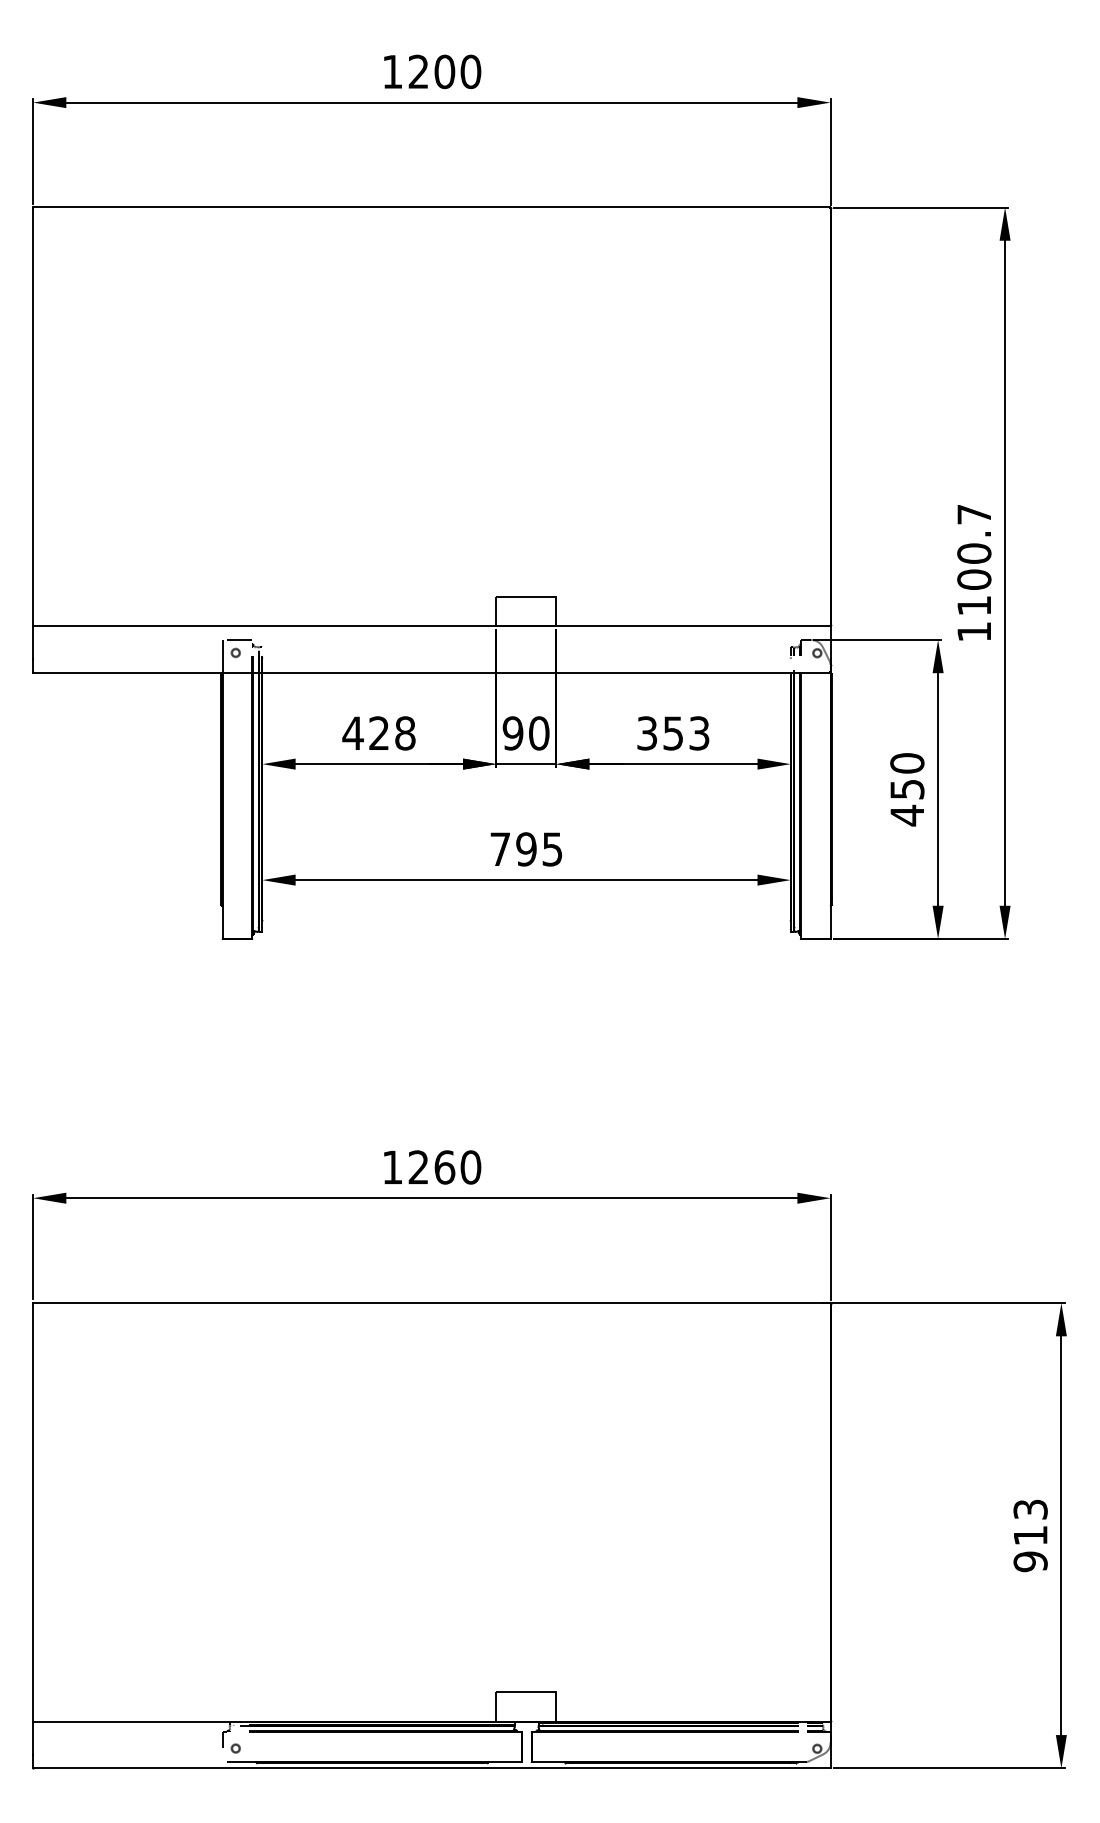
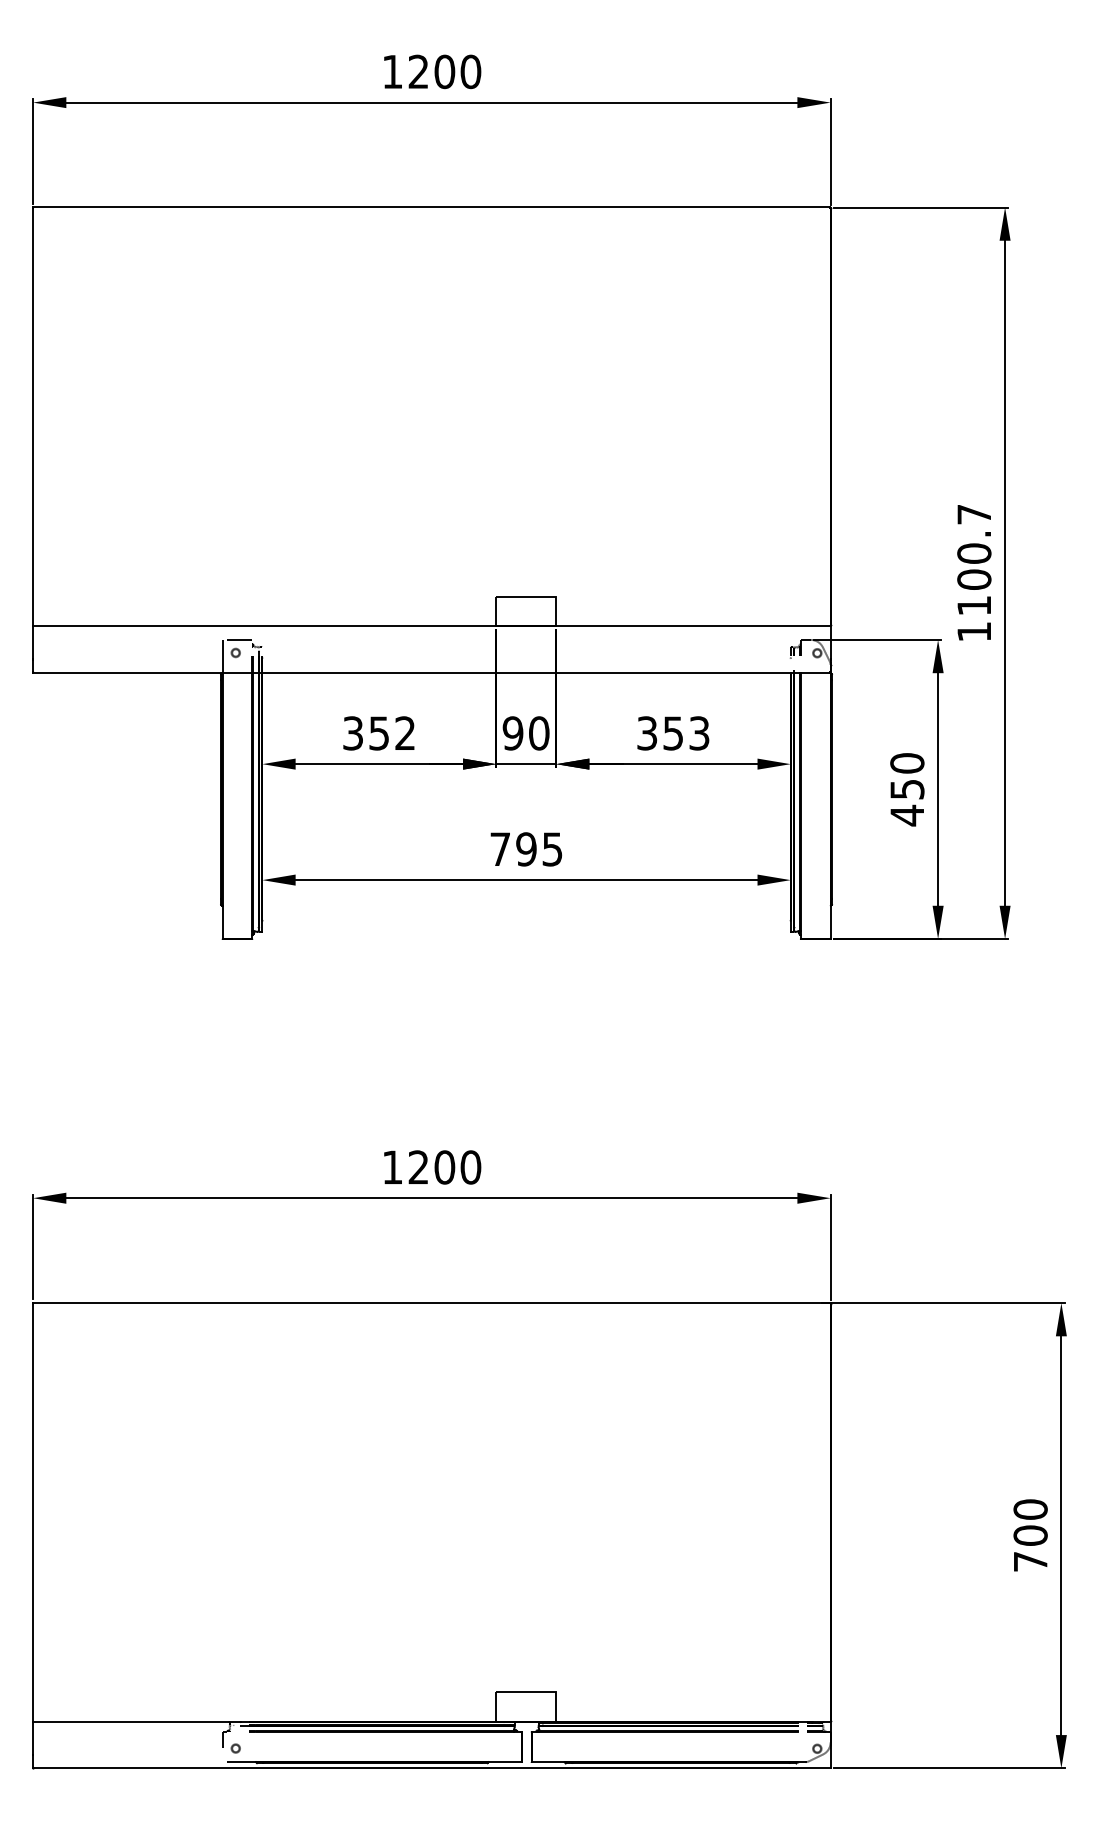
text: 428 -> 352 (378, 733)
text: 1260 -> 1200 (444, 1167)
text: 913 -> 700 (1030, 1535)
